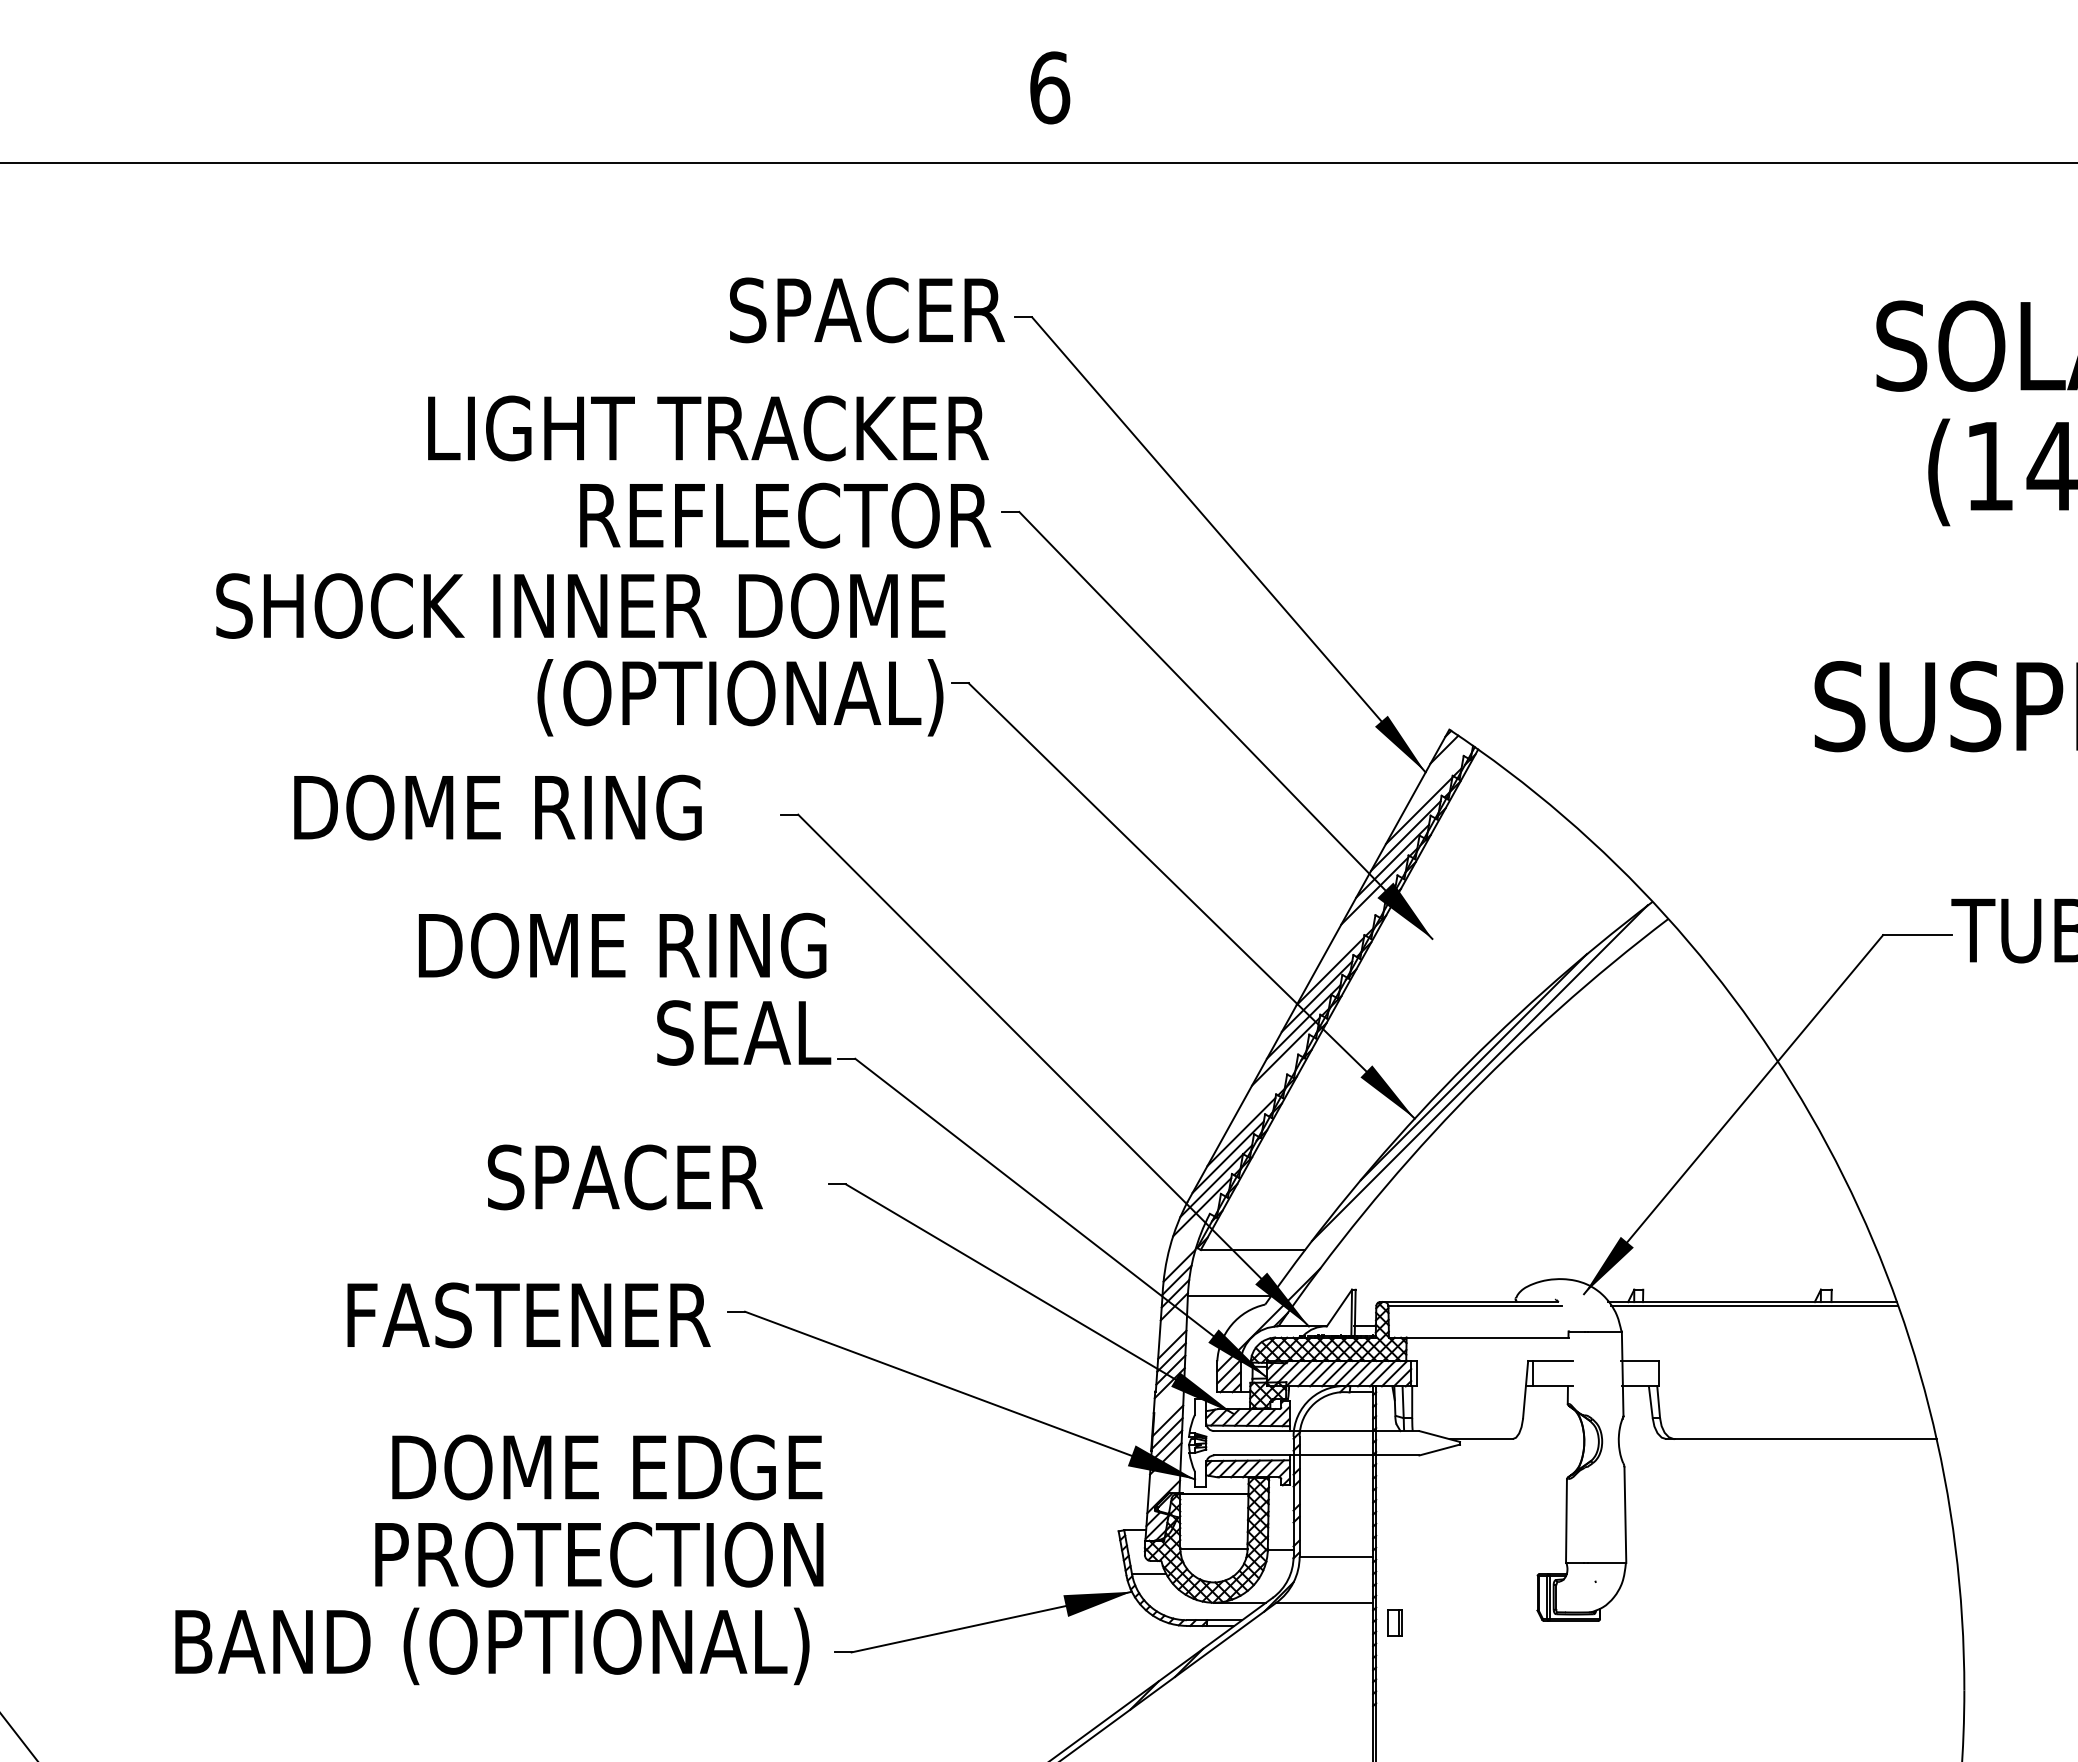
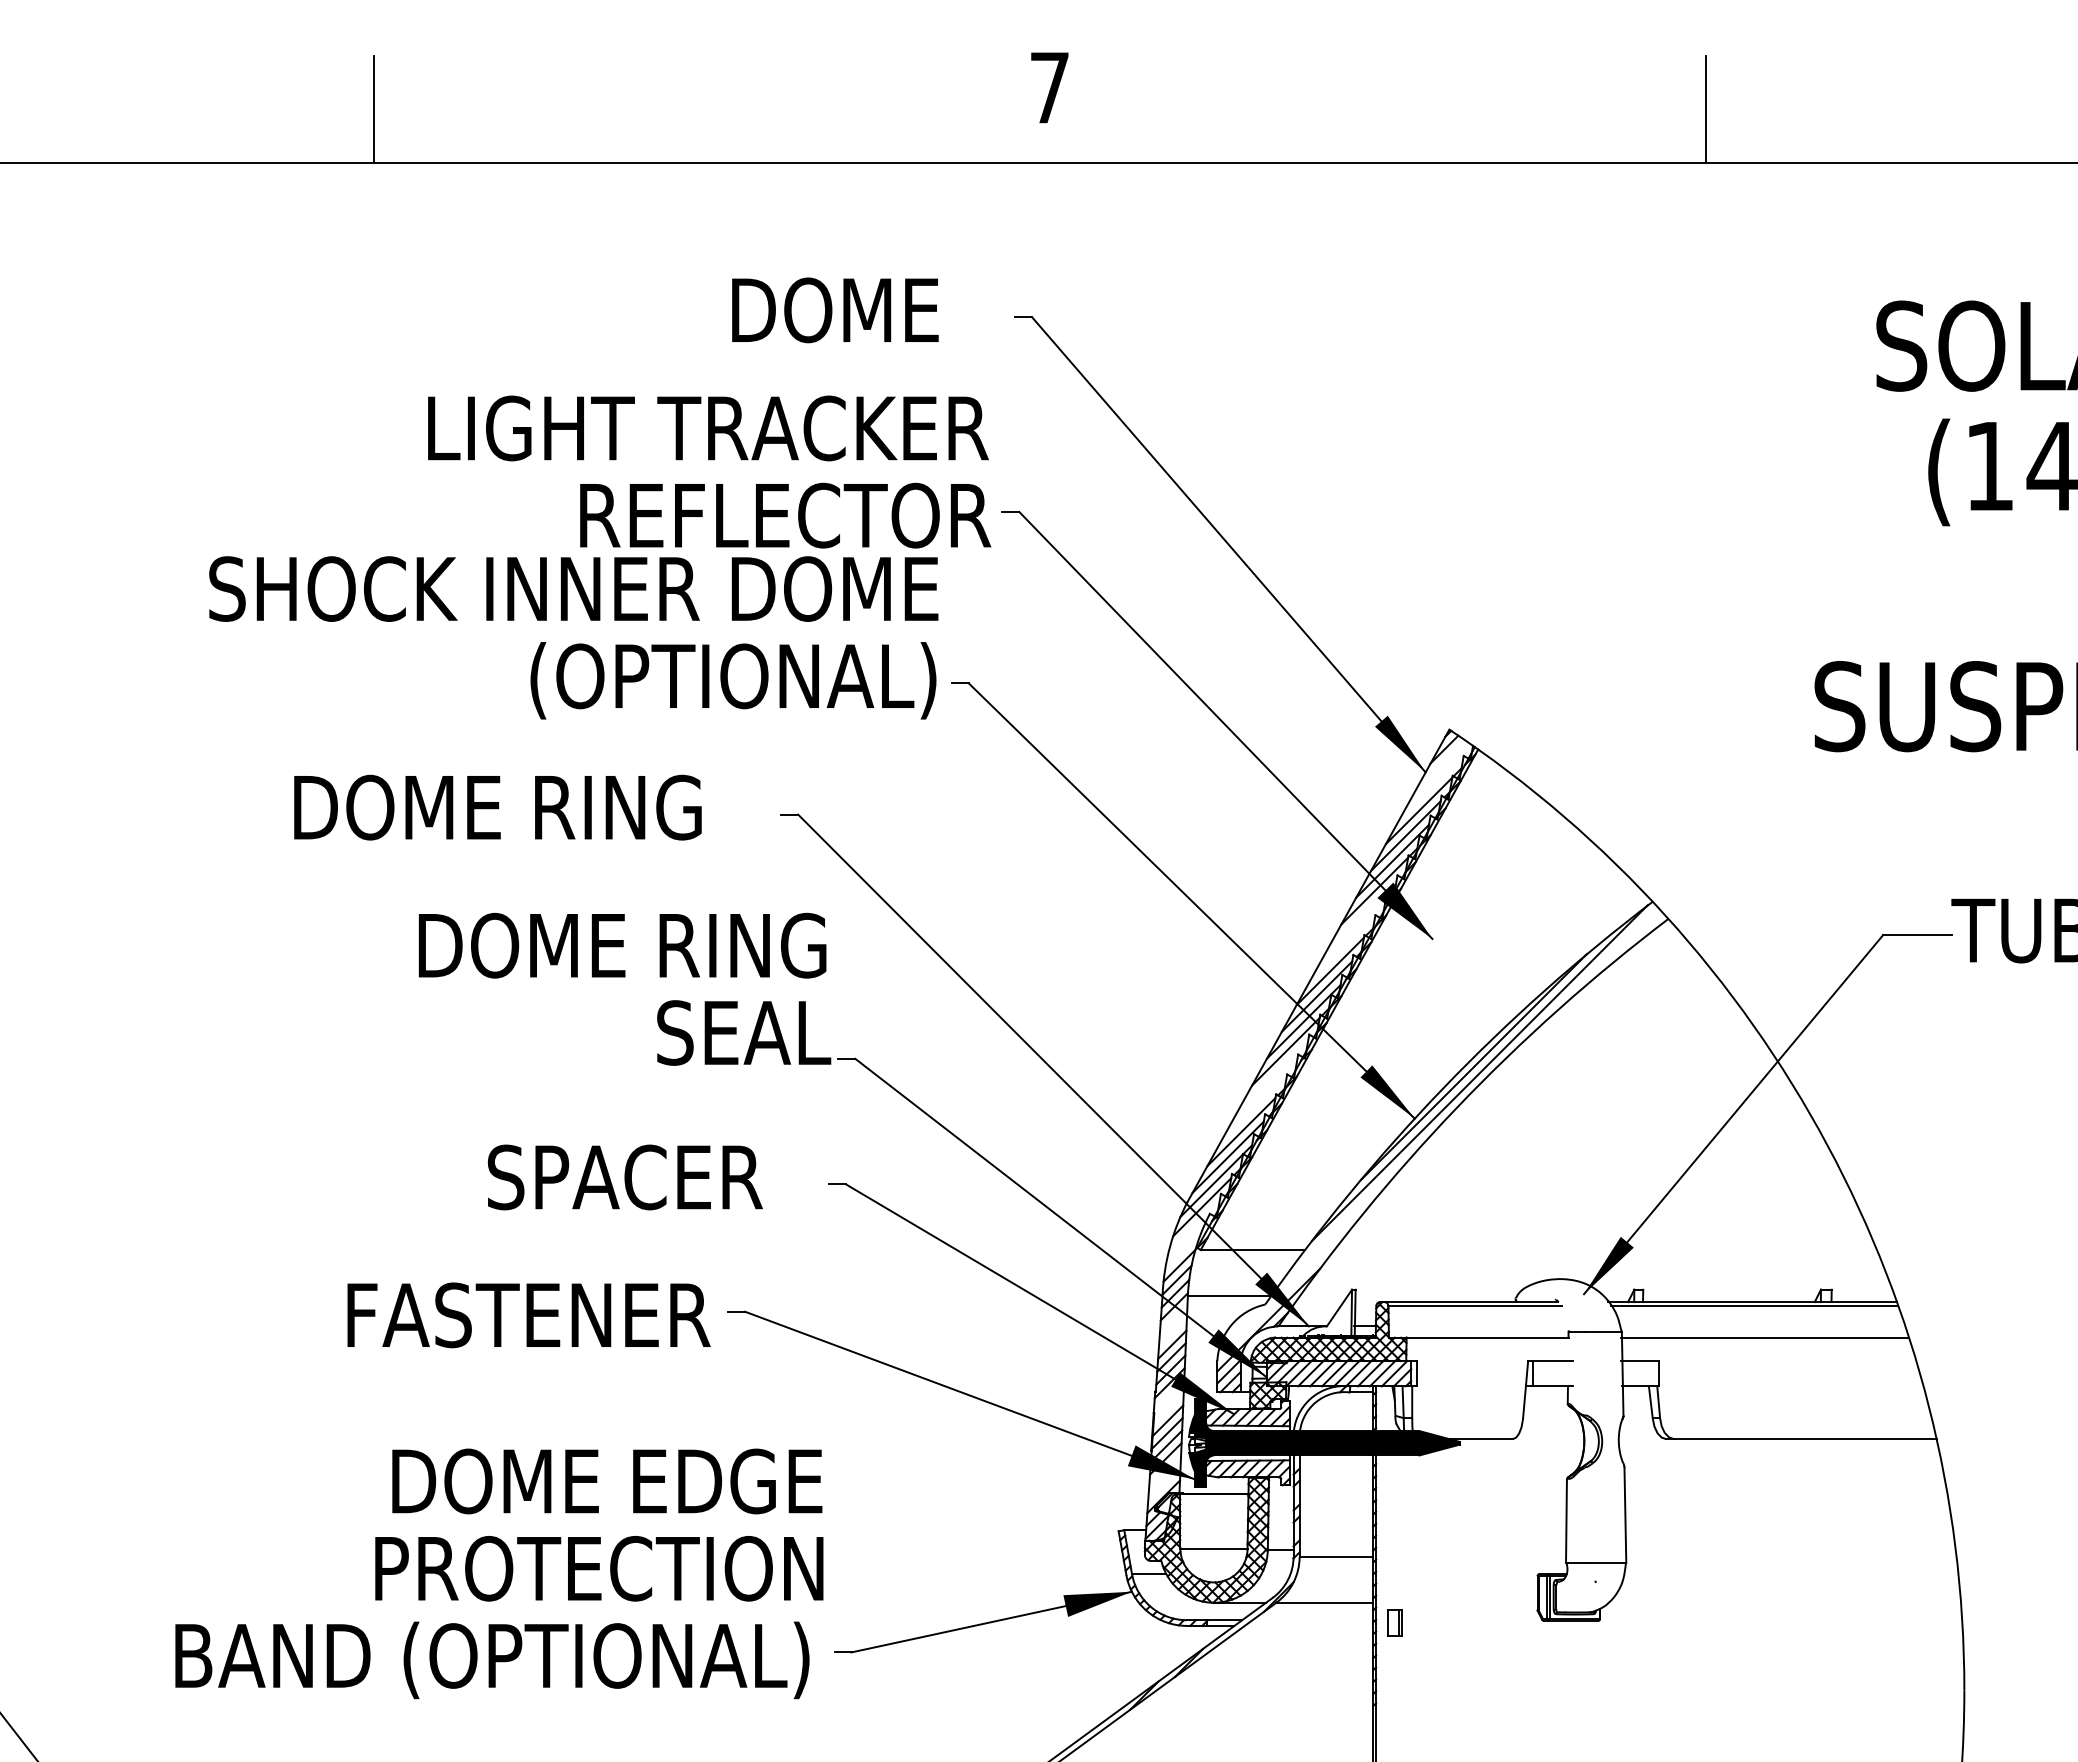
text: 6 -> 7 (1050, 87)
line: none -> present (373, 109)
line: none -> present (1706, 109)
text: SPACER -> DOME (866, 310)
text position: (580, 654) -> (573, 637) (573, 637)
line: none -> present (1765, 1337)
fill: none -> present (1324, 1443)
text position: (499, 1559) -> (499, 1573) (499, 1573)
